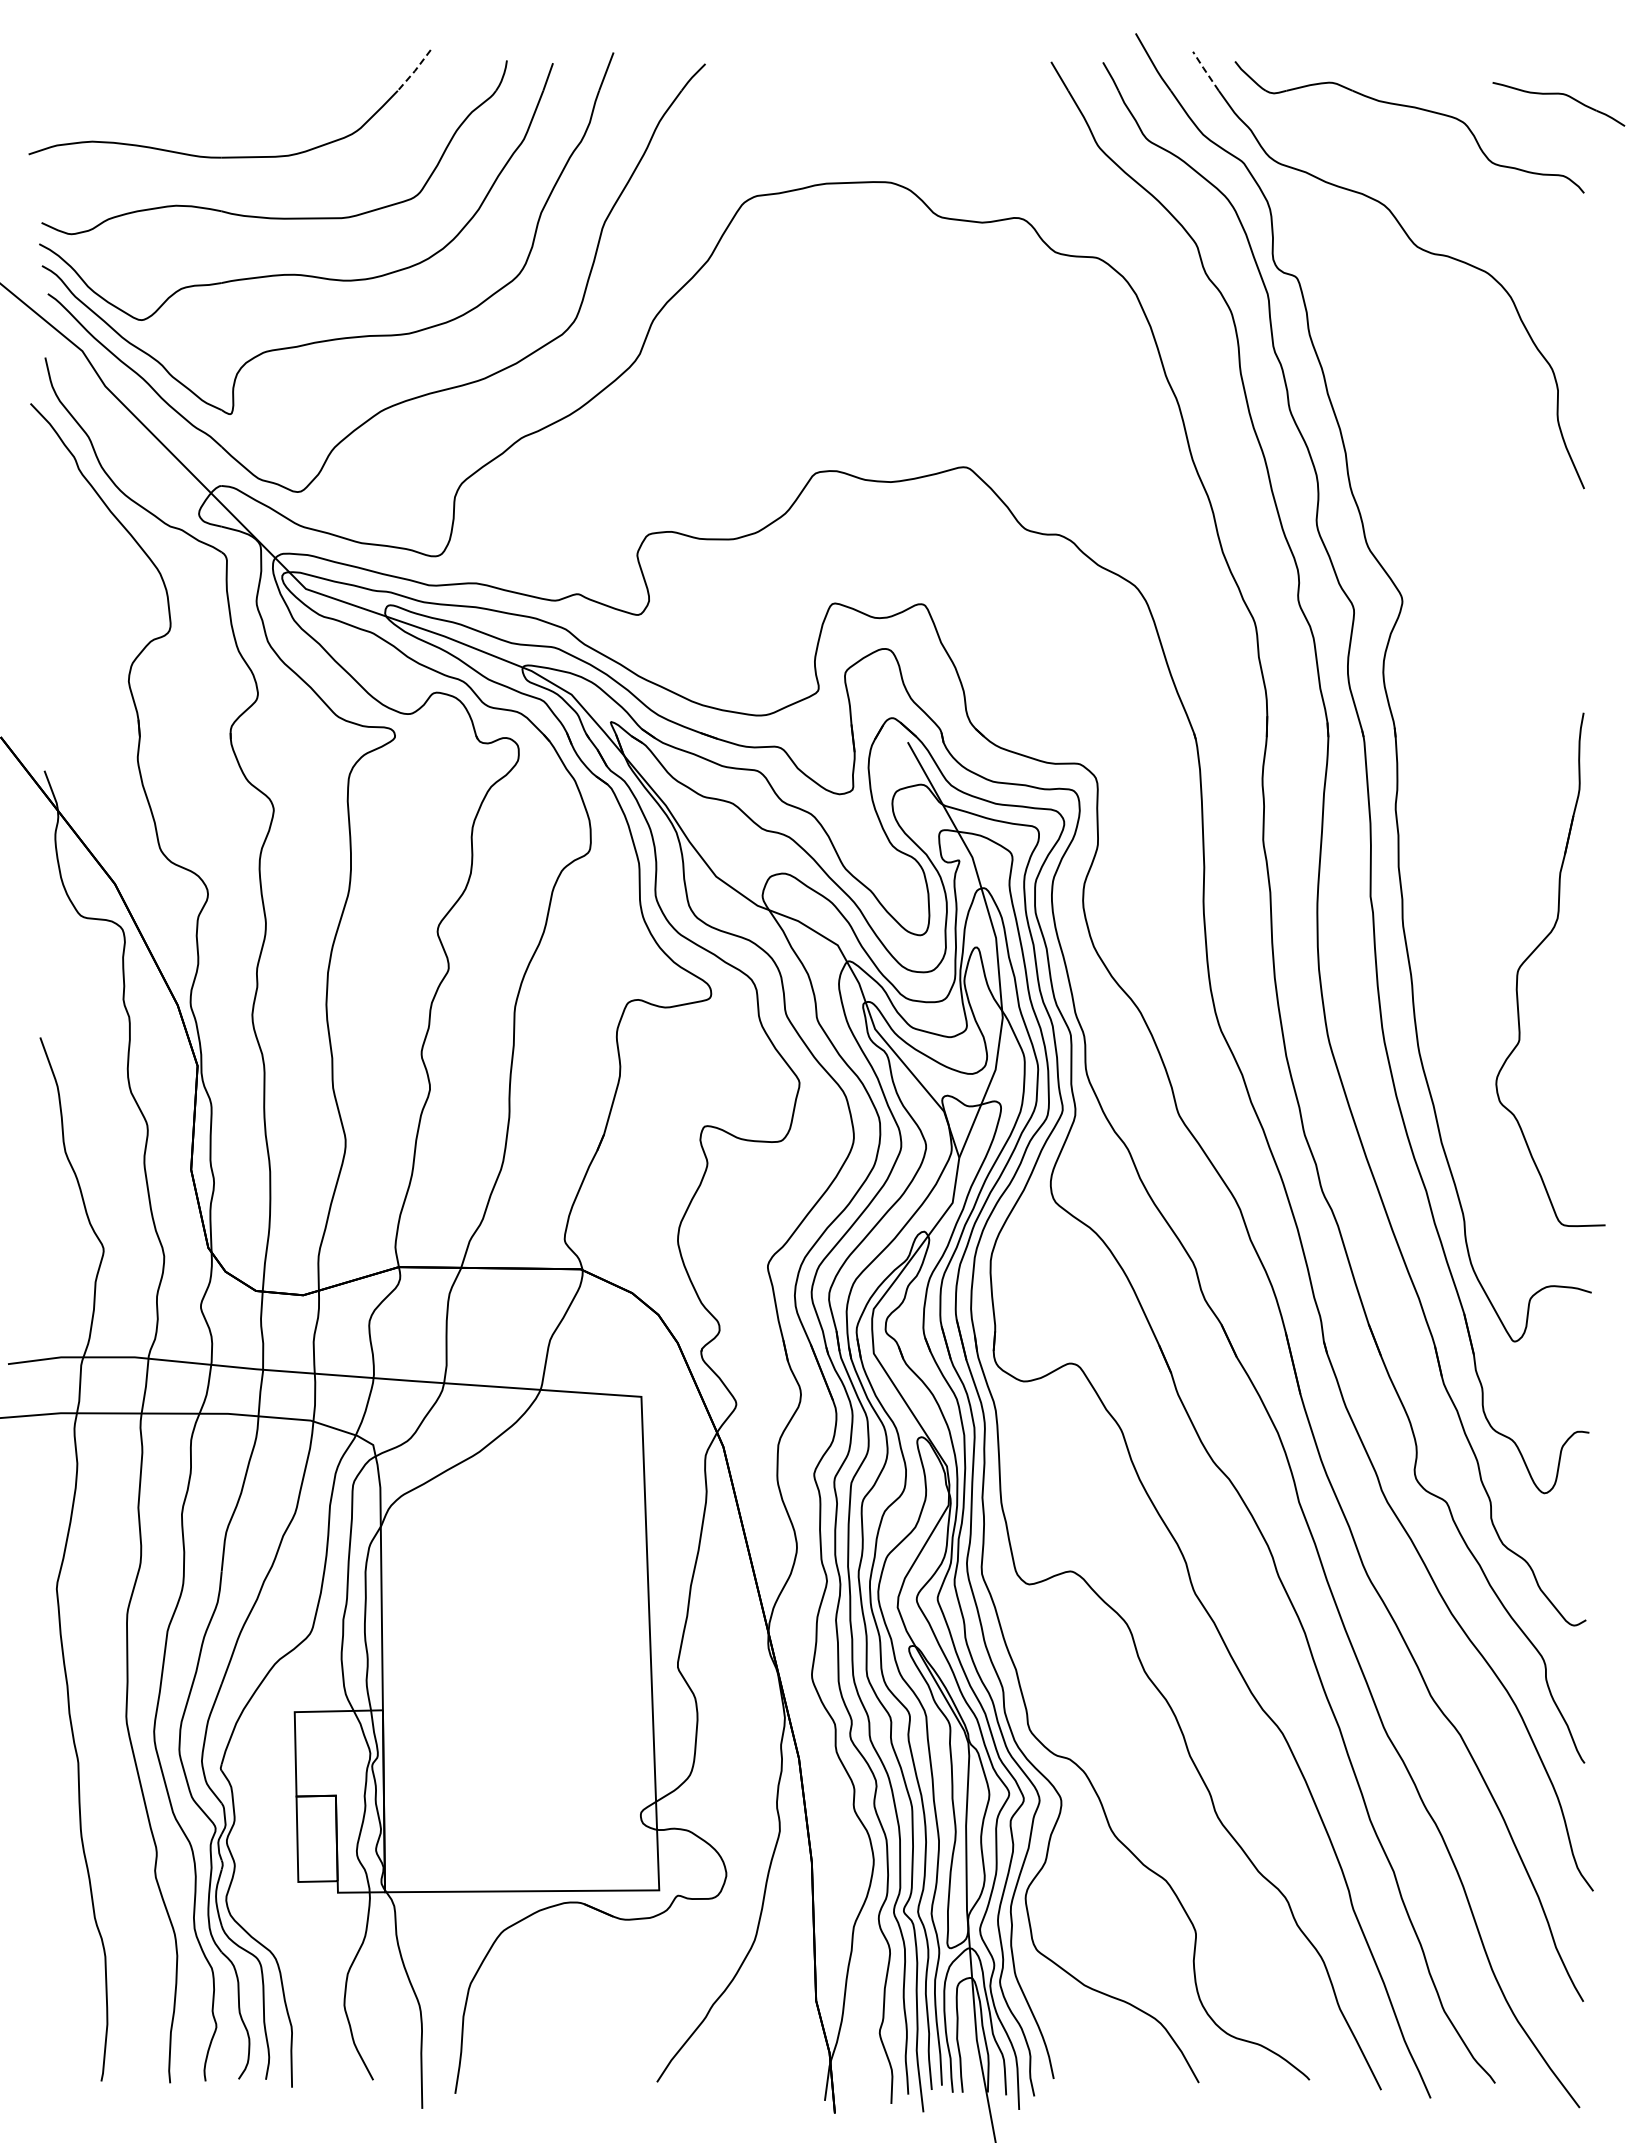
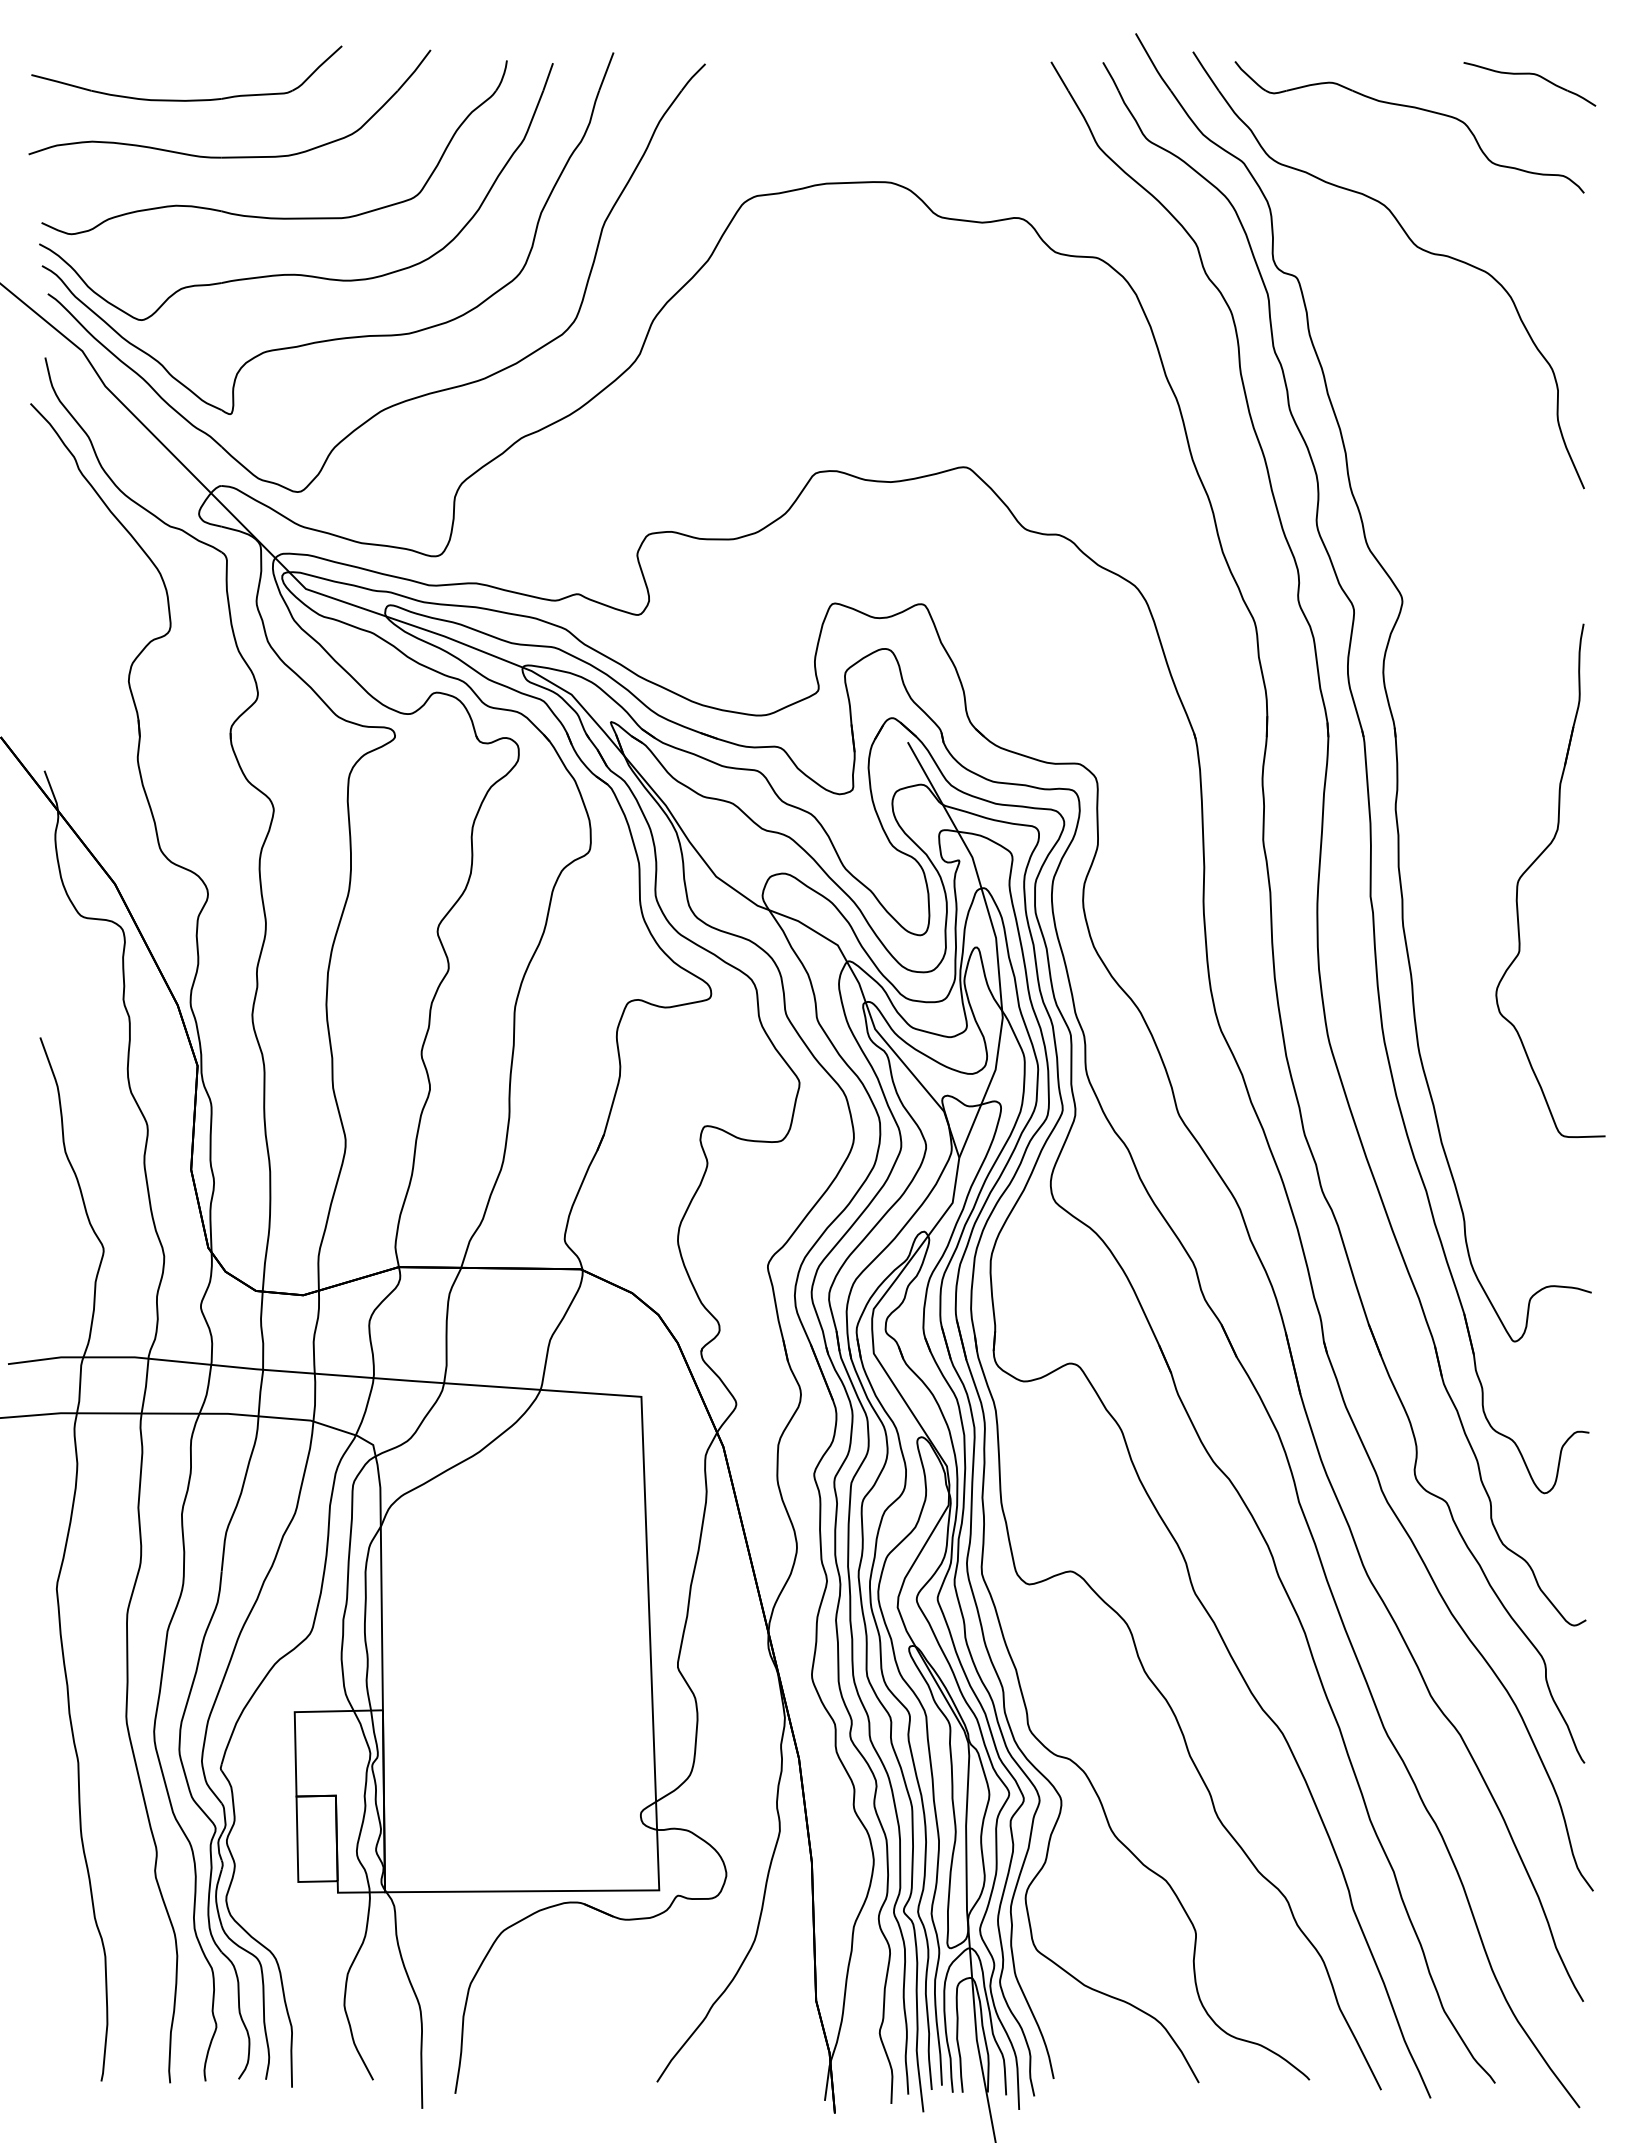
line: dashed -> solid (1205, 70)
line: dashed -> solid (414, 71)
part position: (1558, 94) -> (1529, 74) (1529, 74)
part: none -> present (186, 99)
part position: (1533, 953) -> (1533, 864) (1533, 864)
